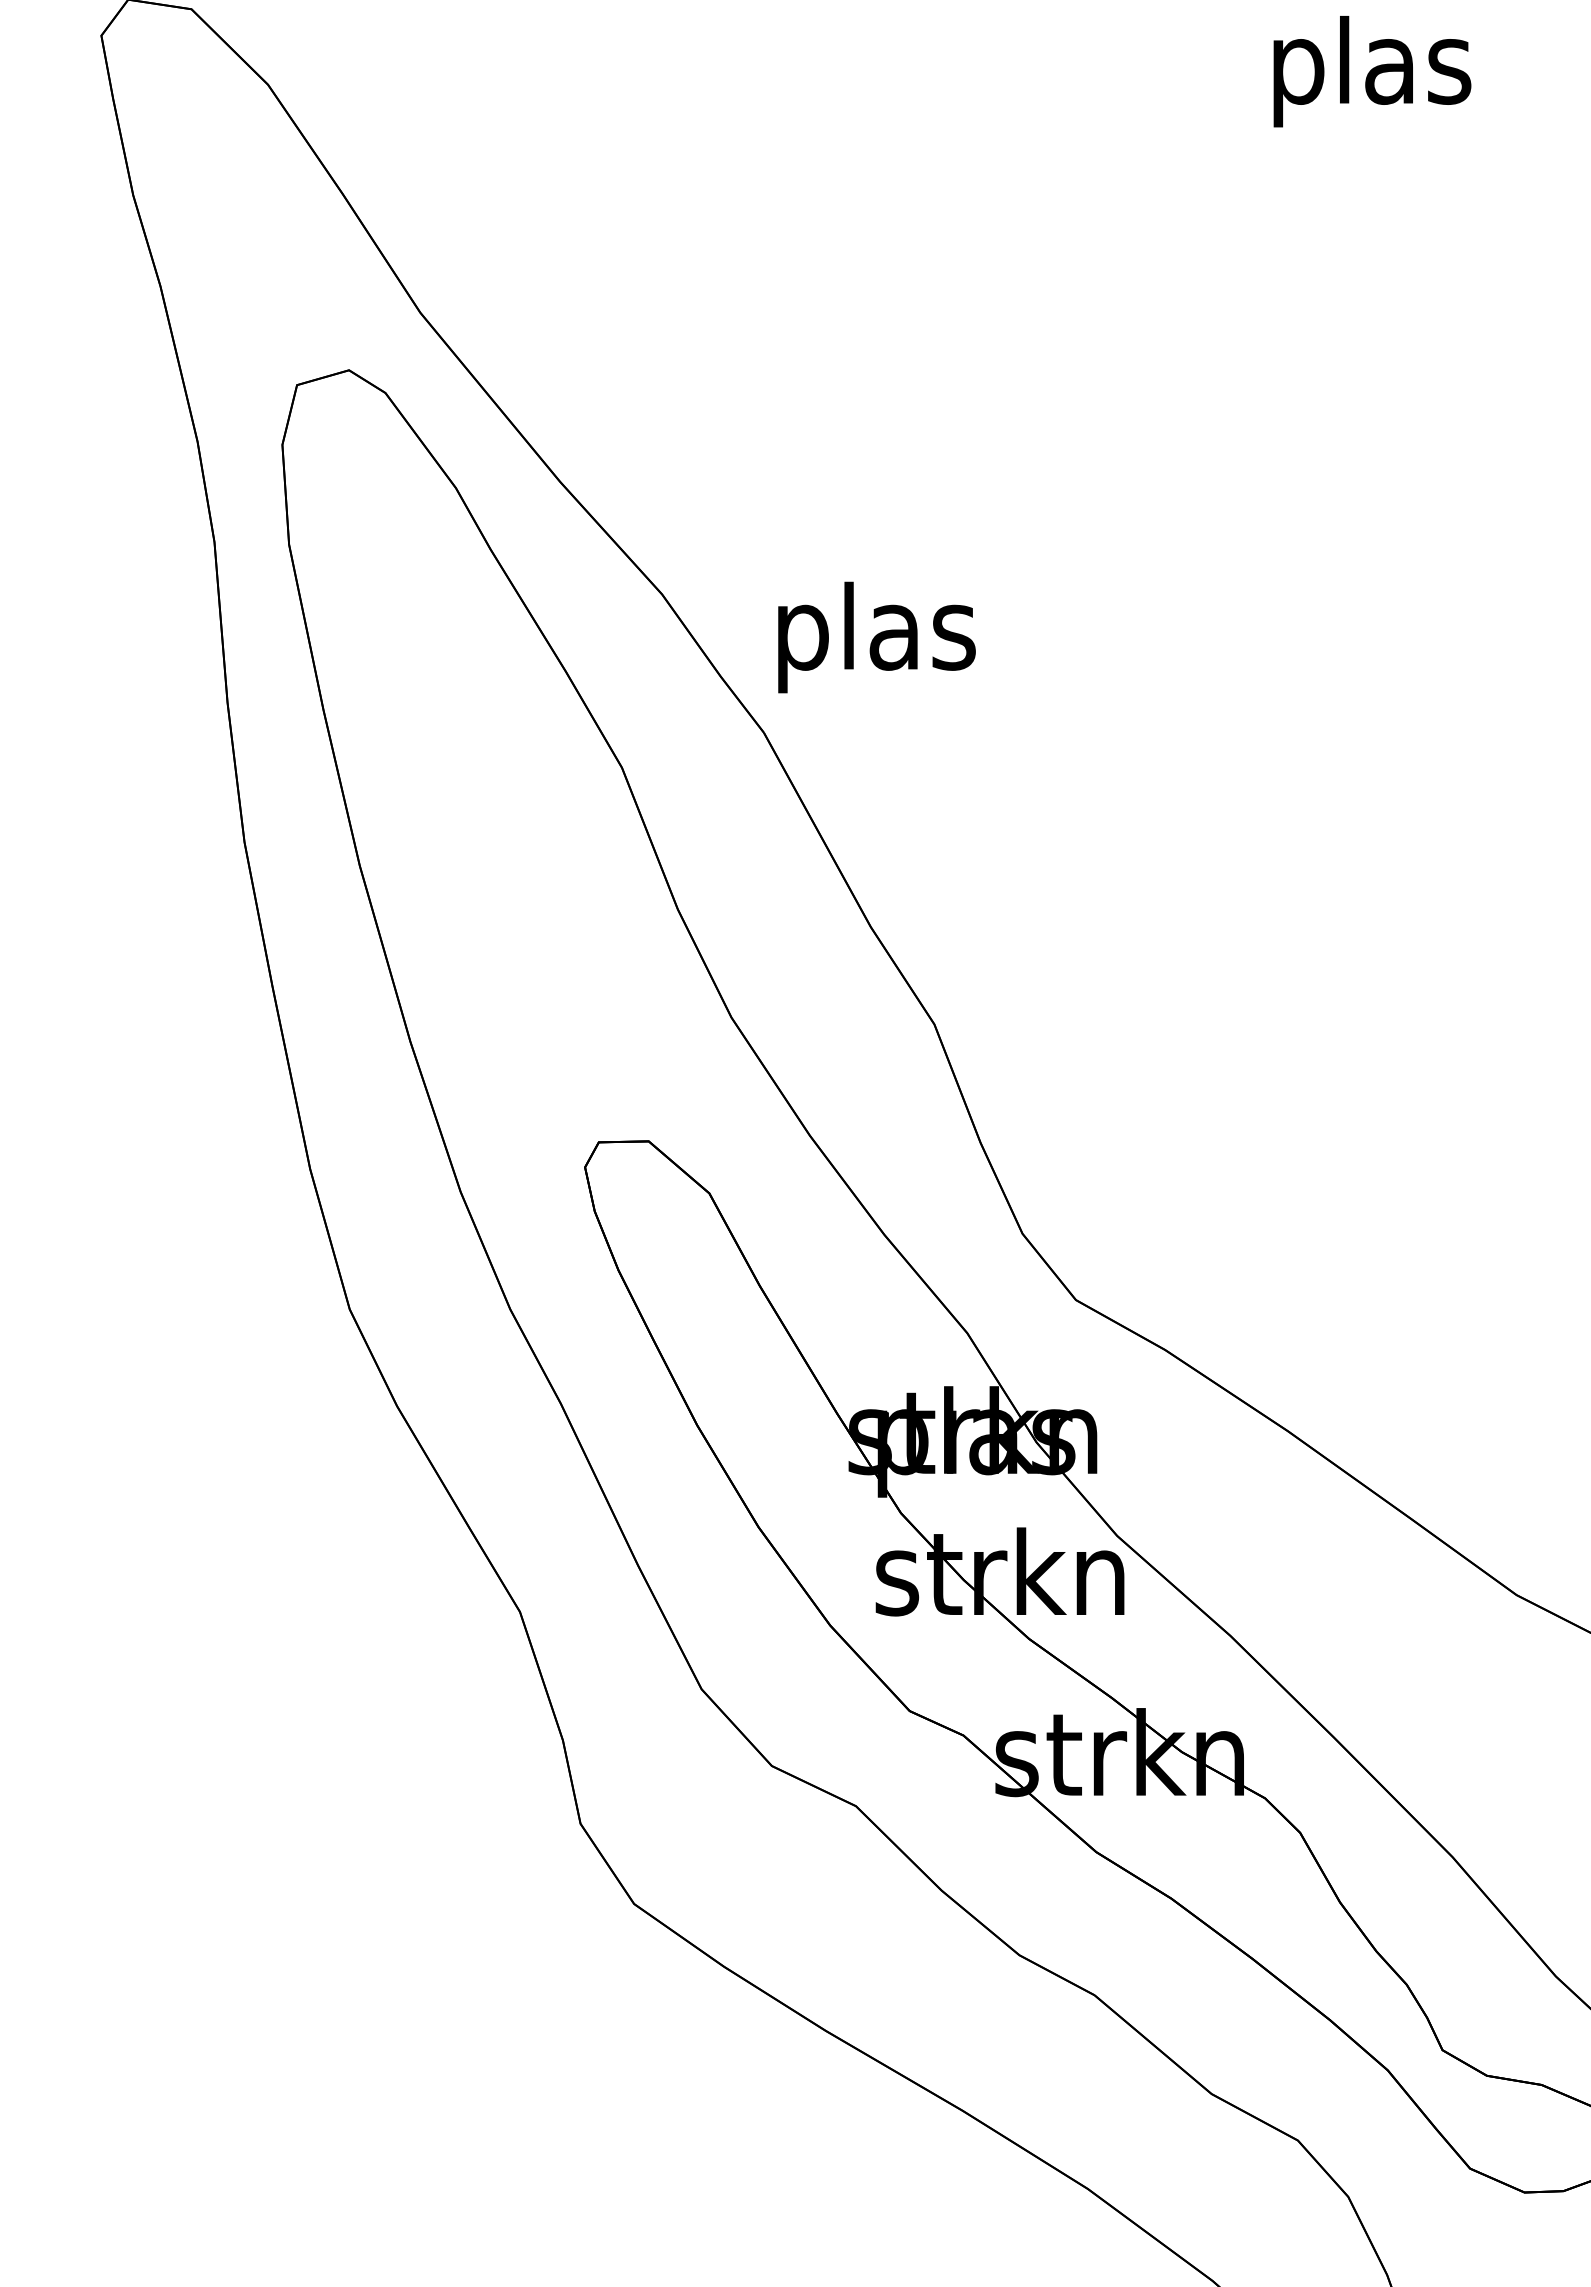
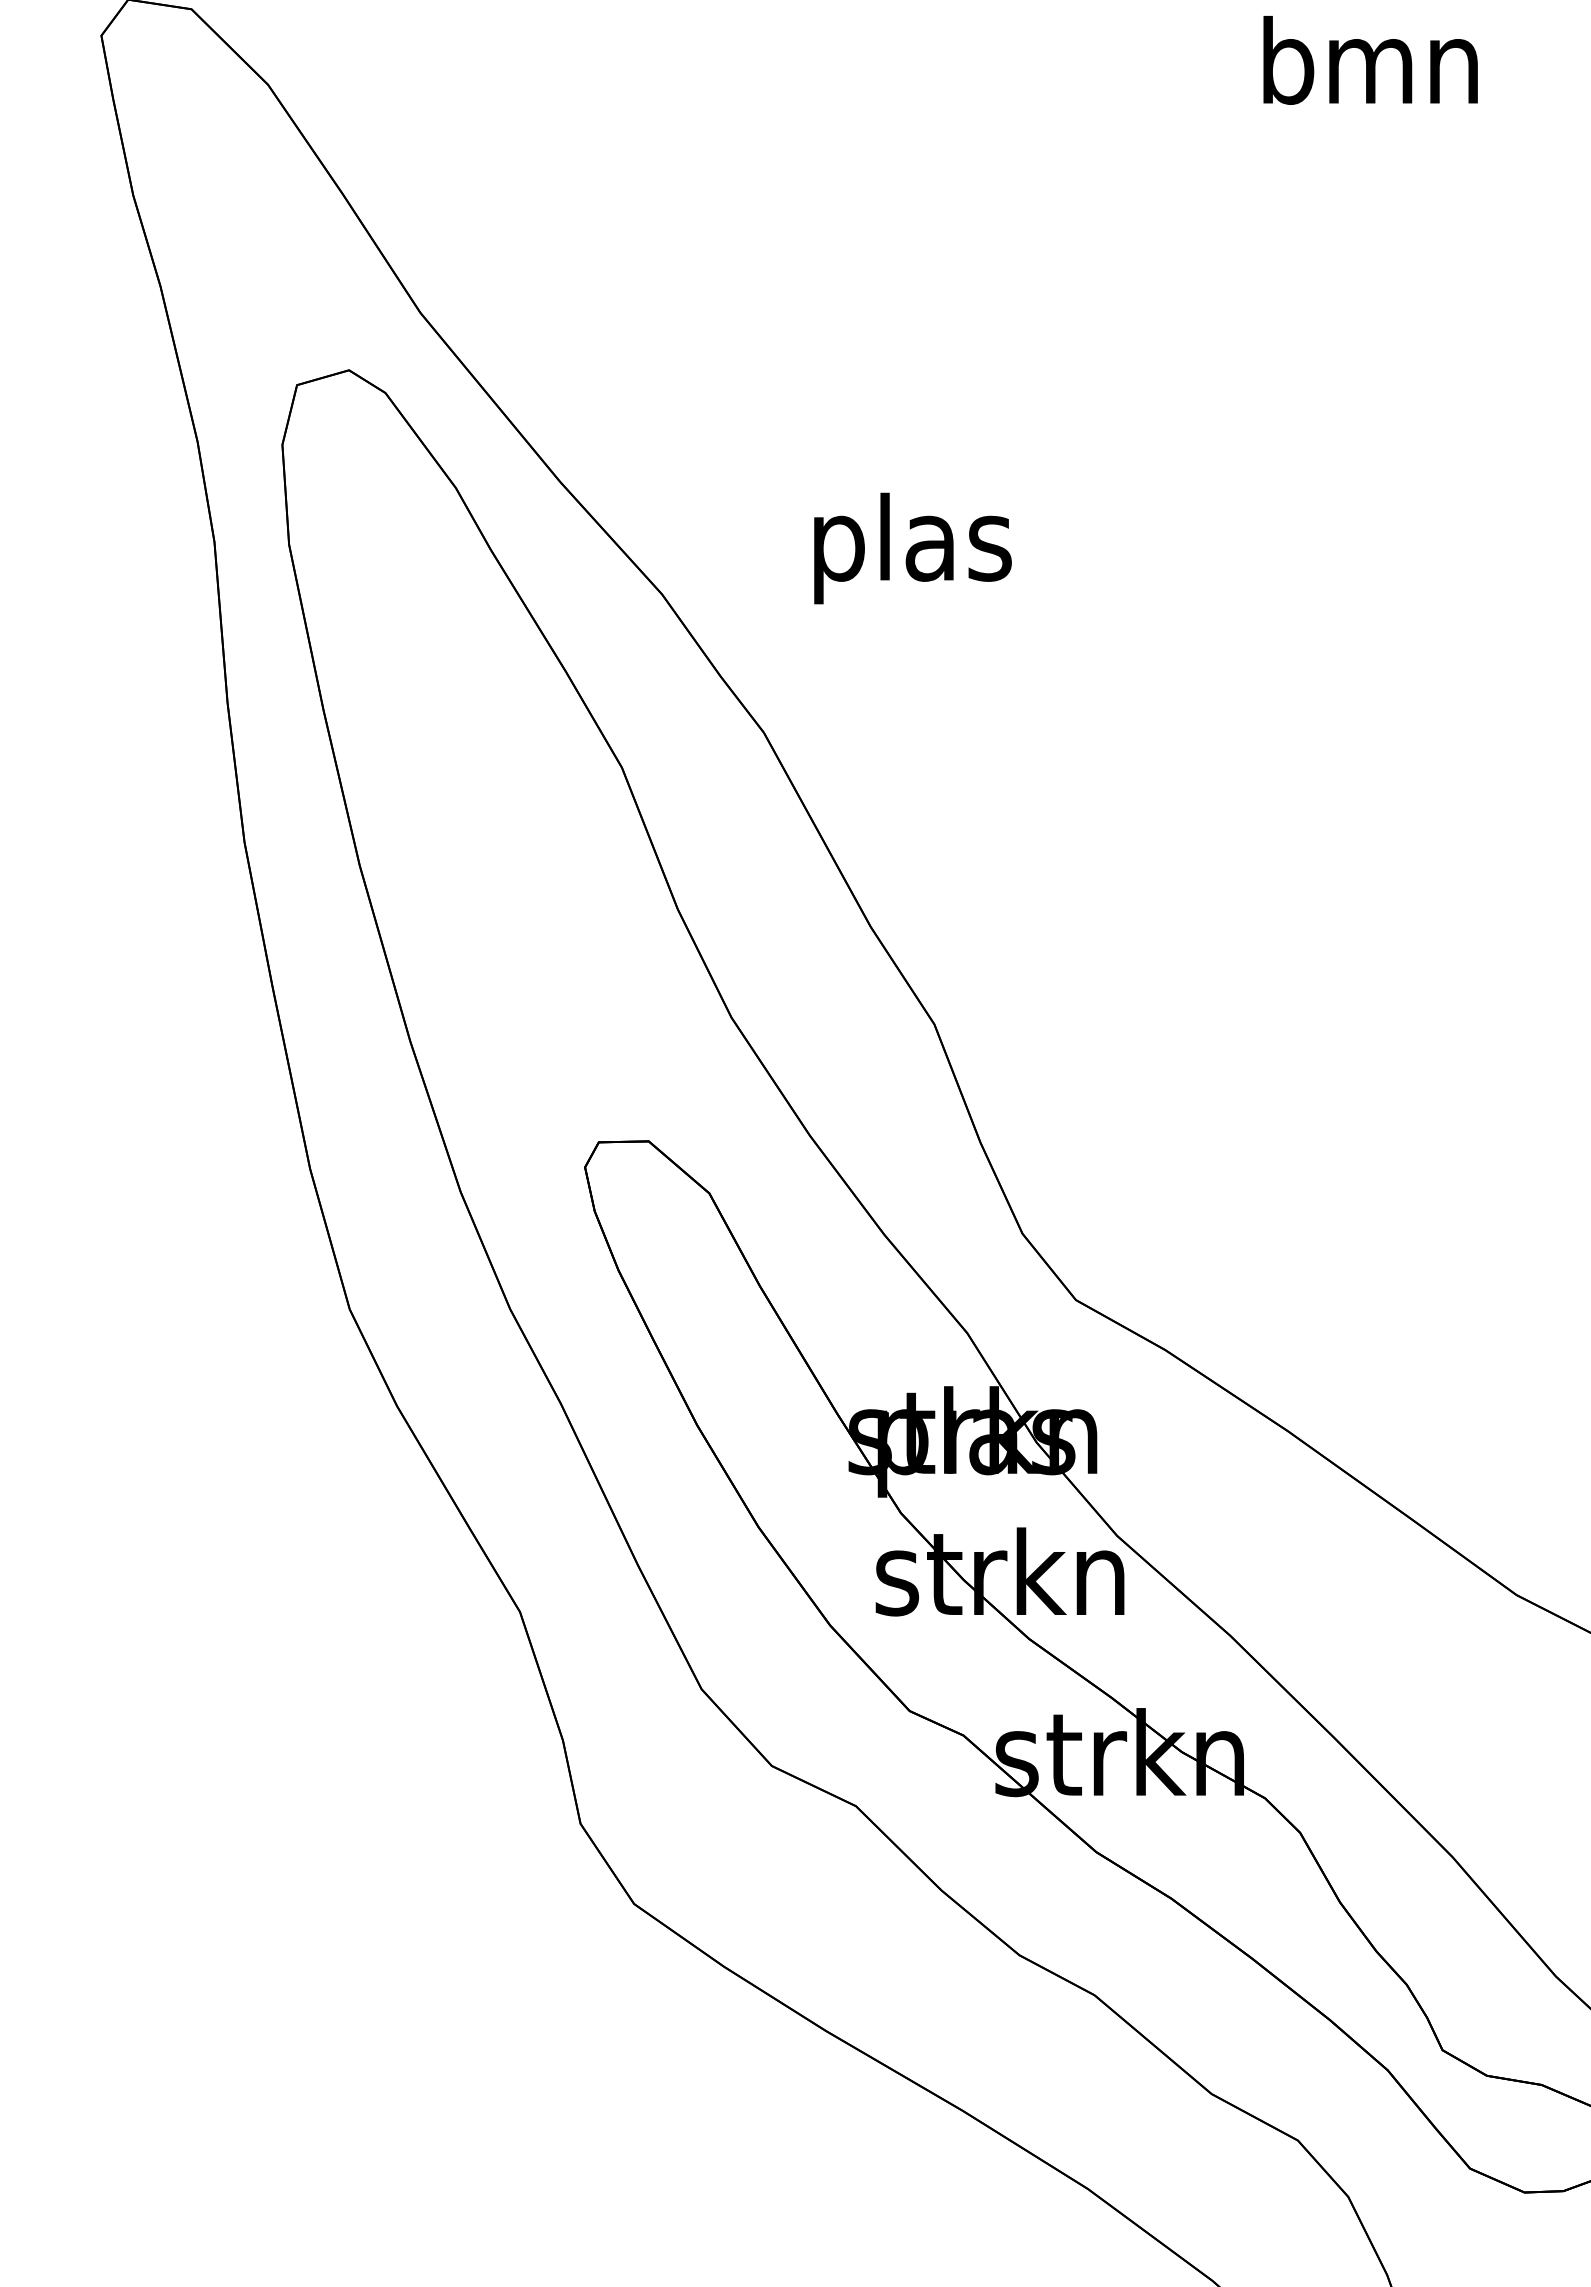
text: plas -> bmn (1370, 71)
text position: (876, 637) -> (912, 548) (912, 548)
